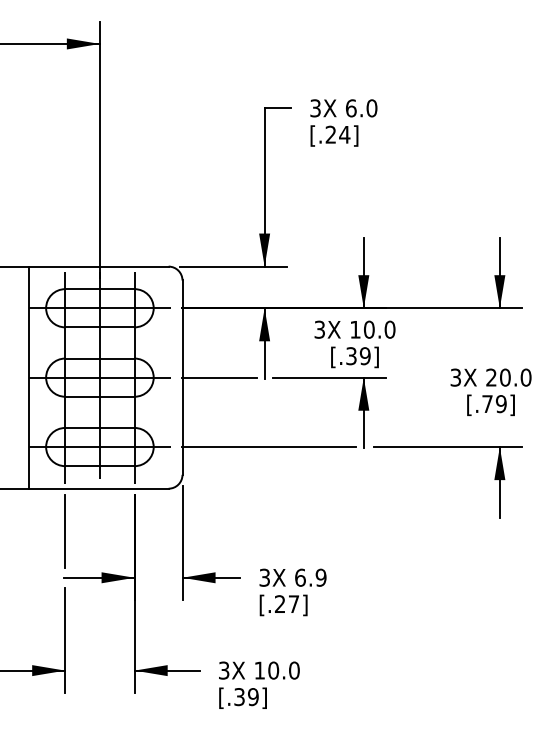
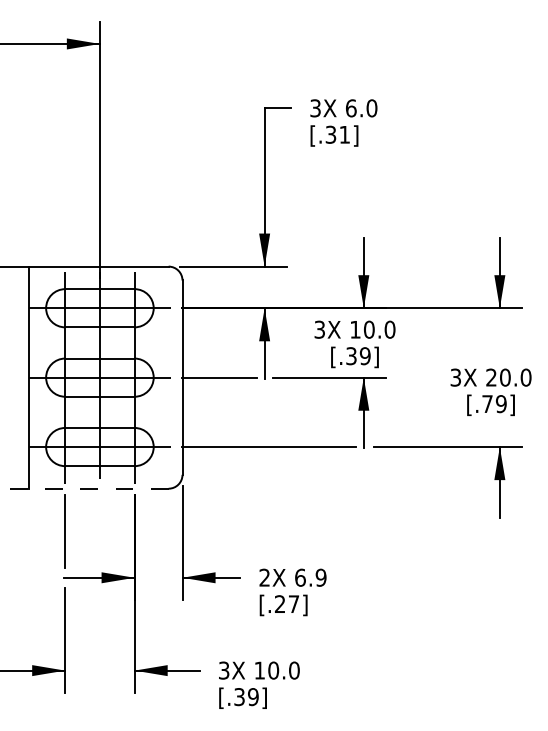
text: [.24] -> [.31] (337, 134)
line: solid -> dashed (83, 488)
text: 3X -> 2X (264, 577)
